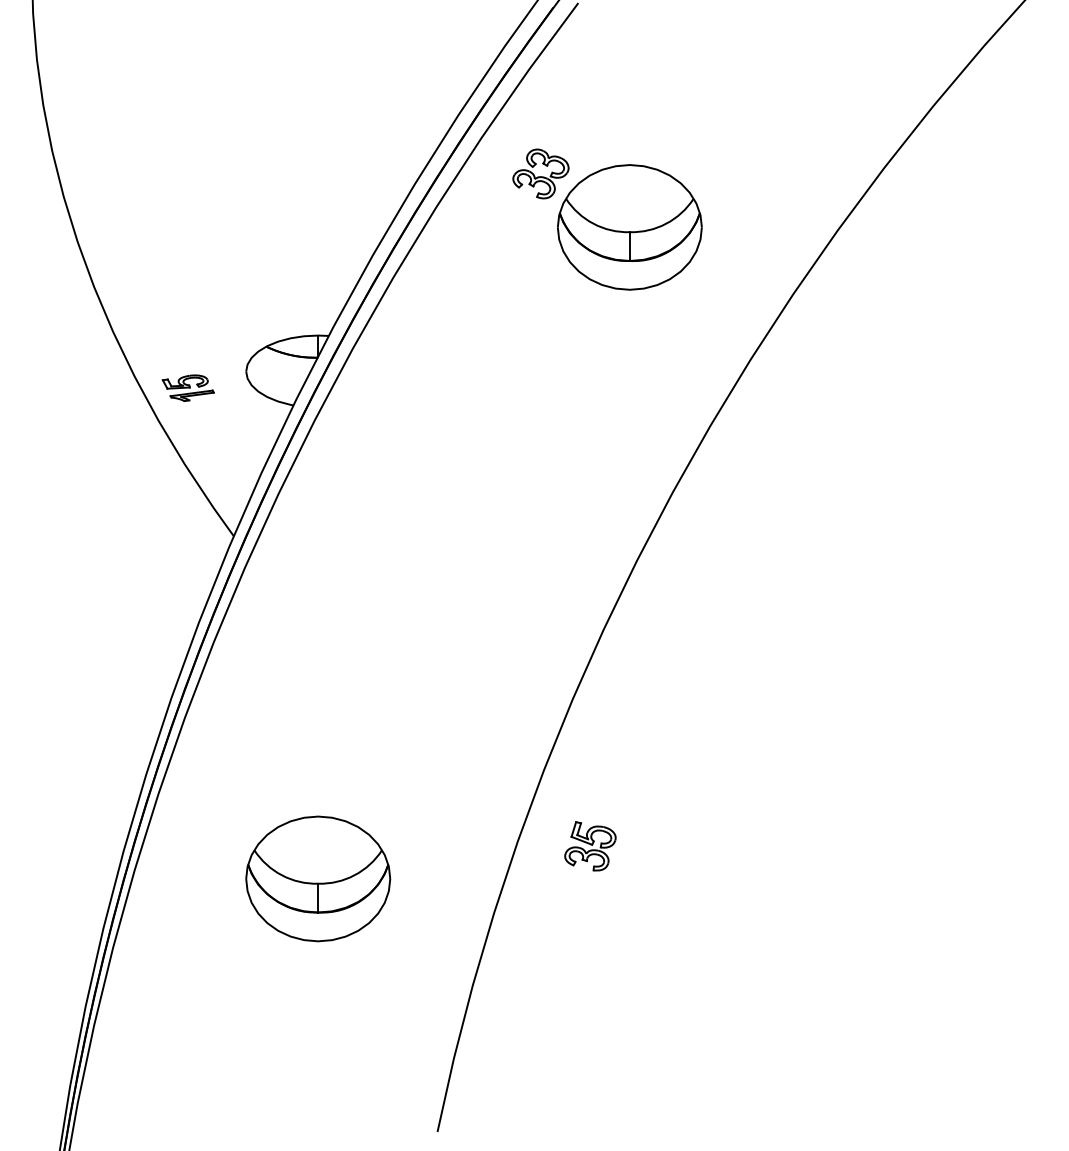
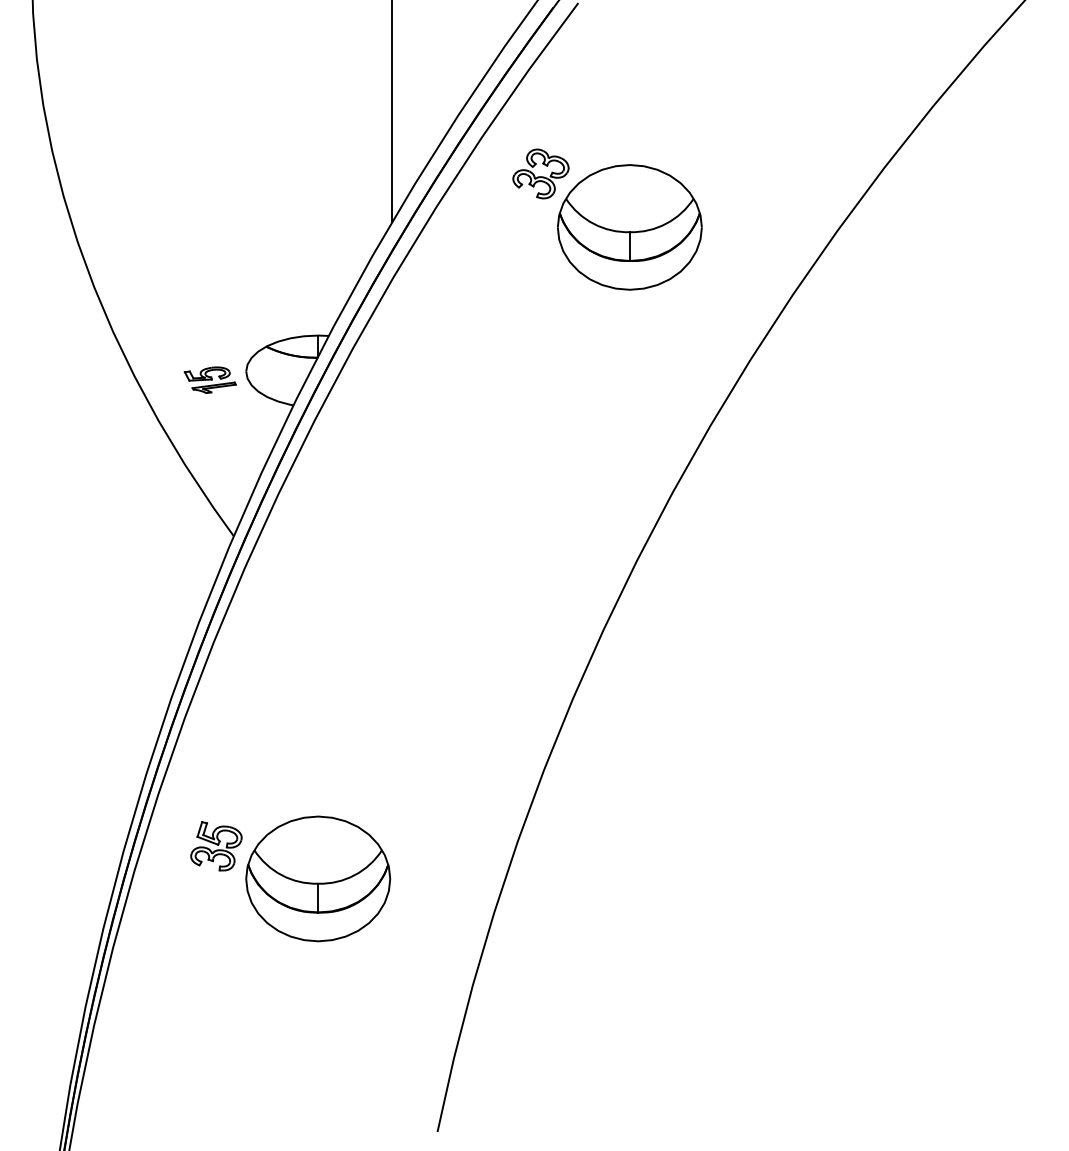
line: none -> present (392, 112)
part position: (187, 387) -> (209, 379) (209, 379)
part position: (590, 846) -> (216, 846) (216, 846)
